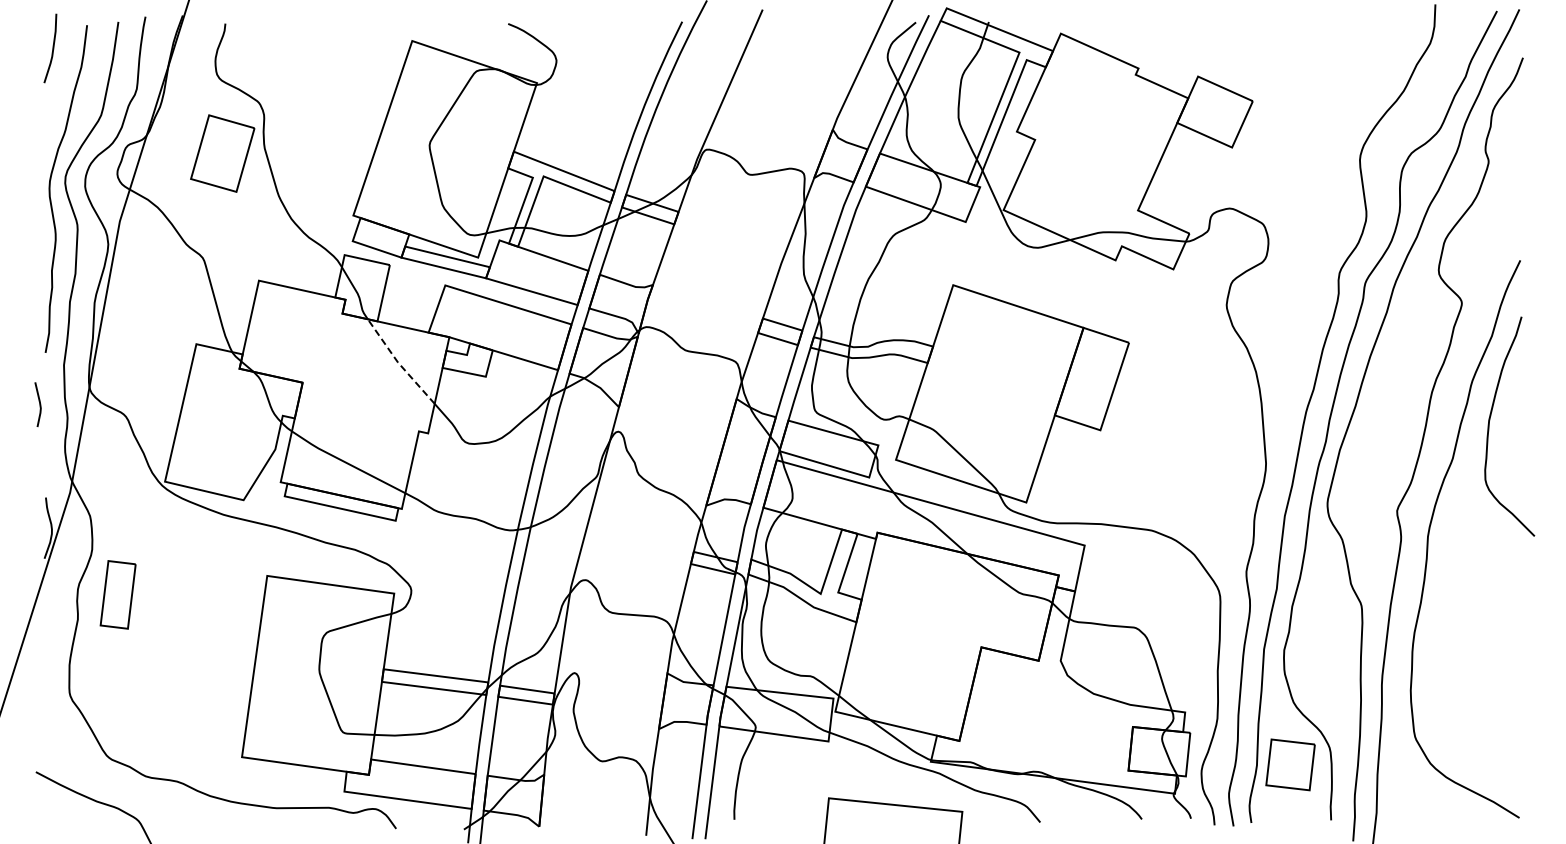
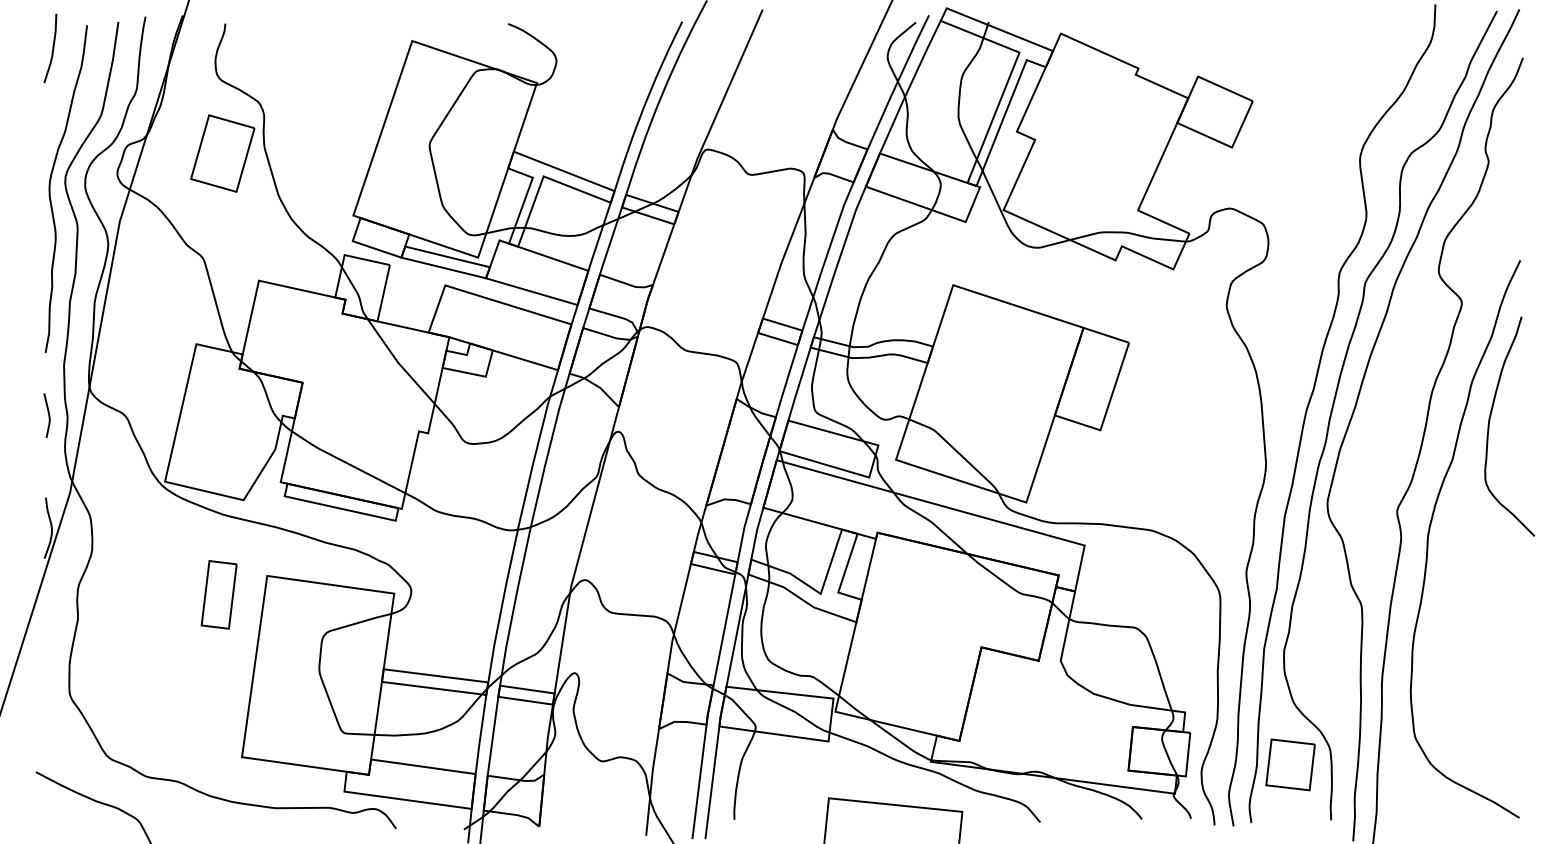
line: dashed -> solid (398, 363)
line position: (39, 404) -> (48, 415) (48, 415)
part position: (117, 594) -> (218, 594) (218, 594)
